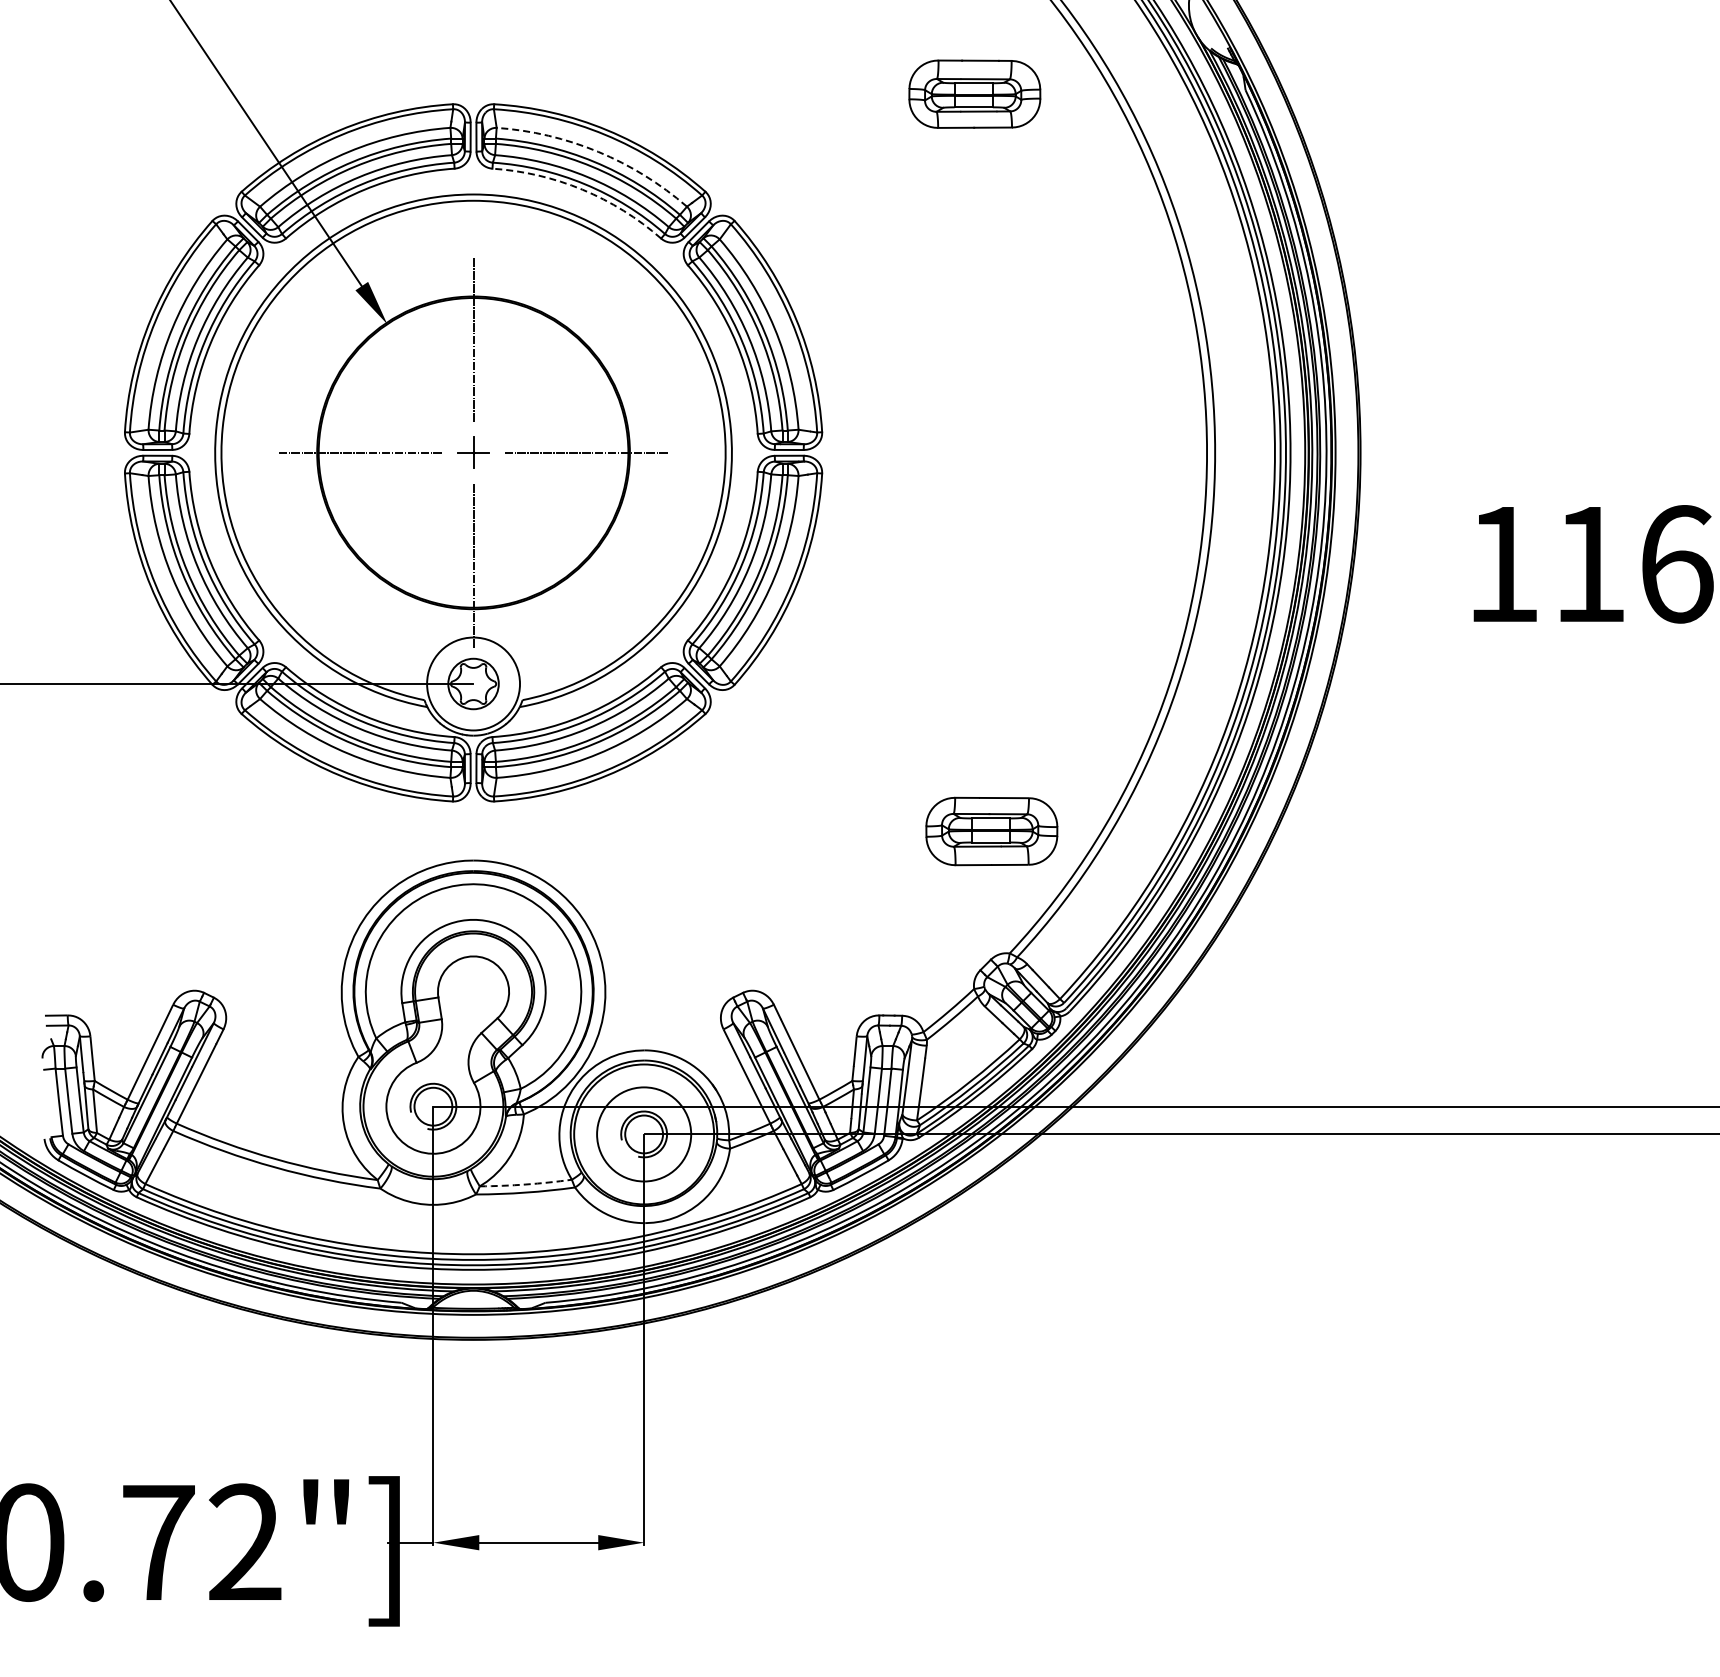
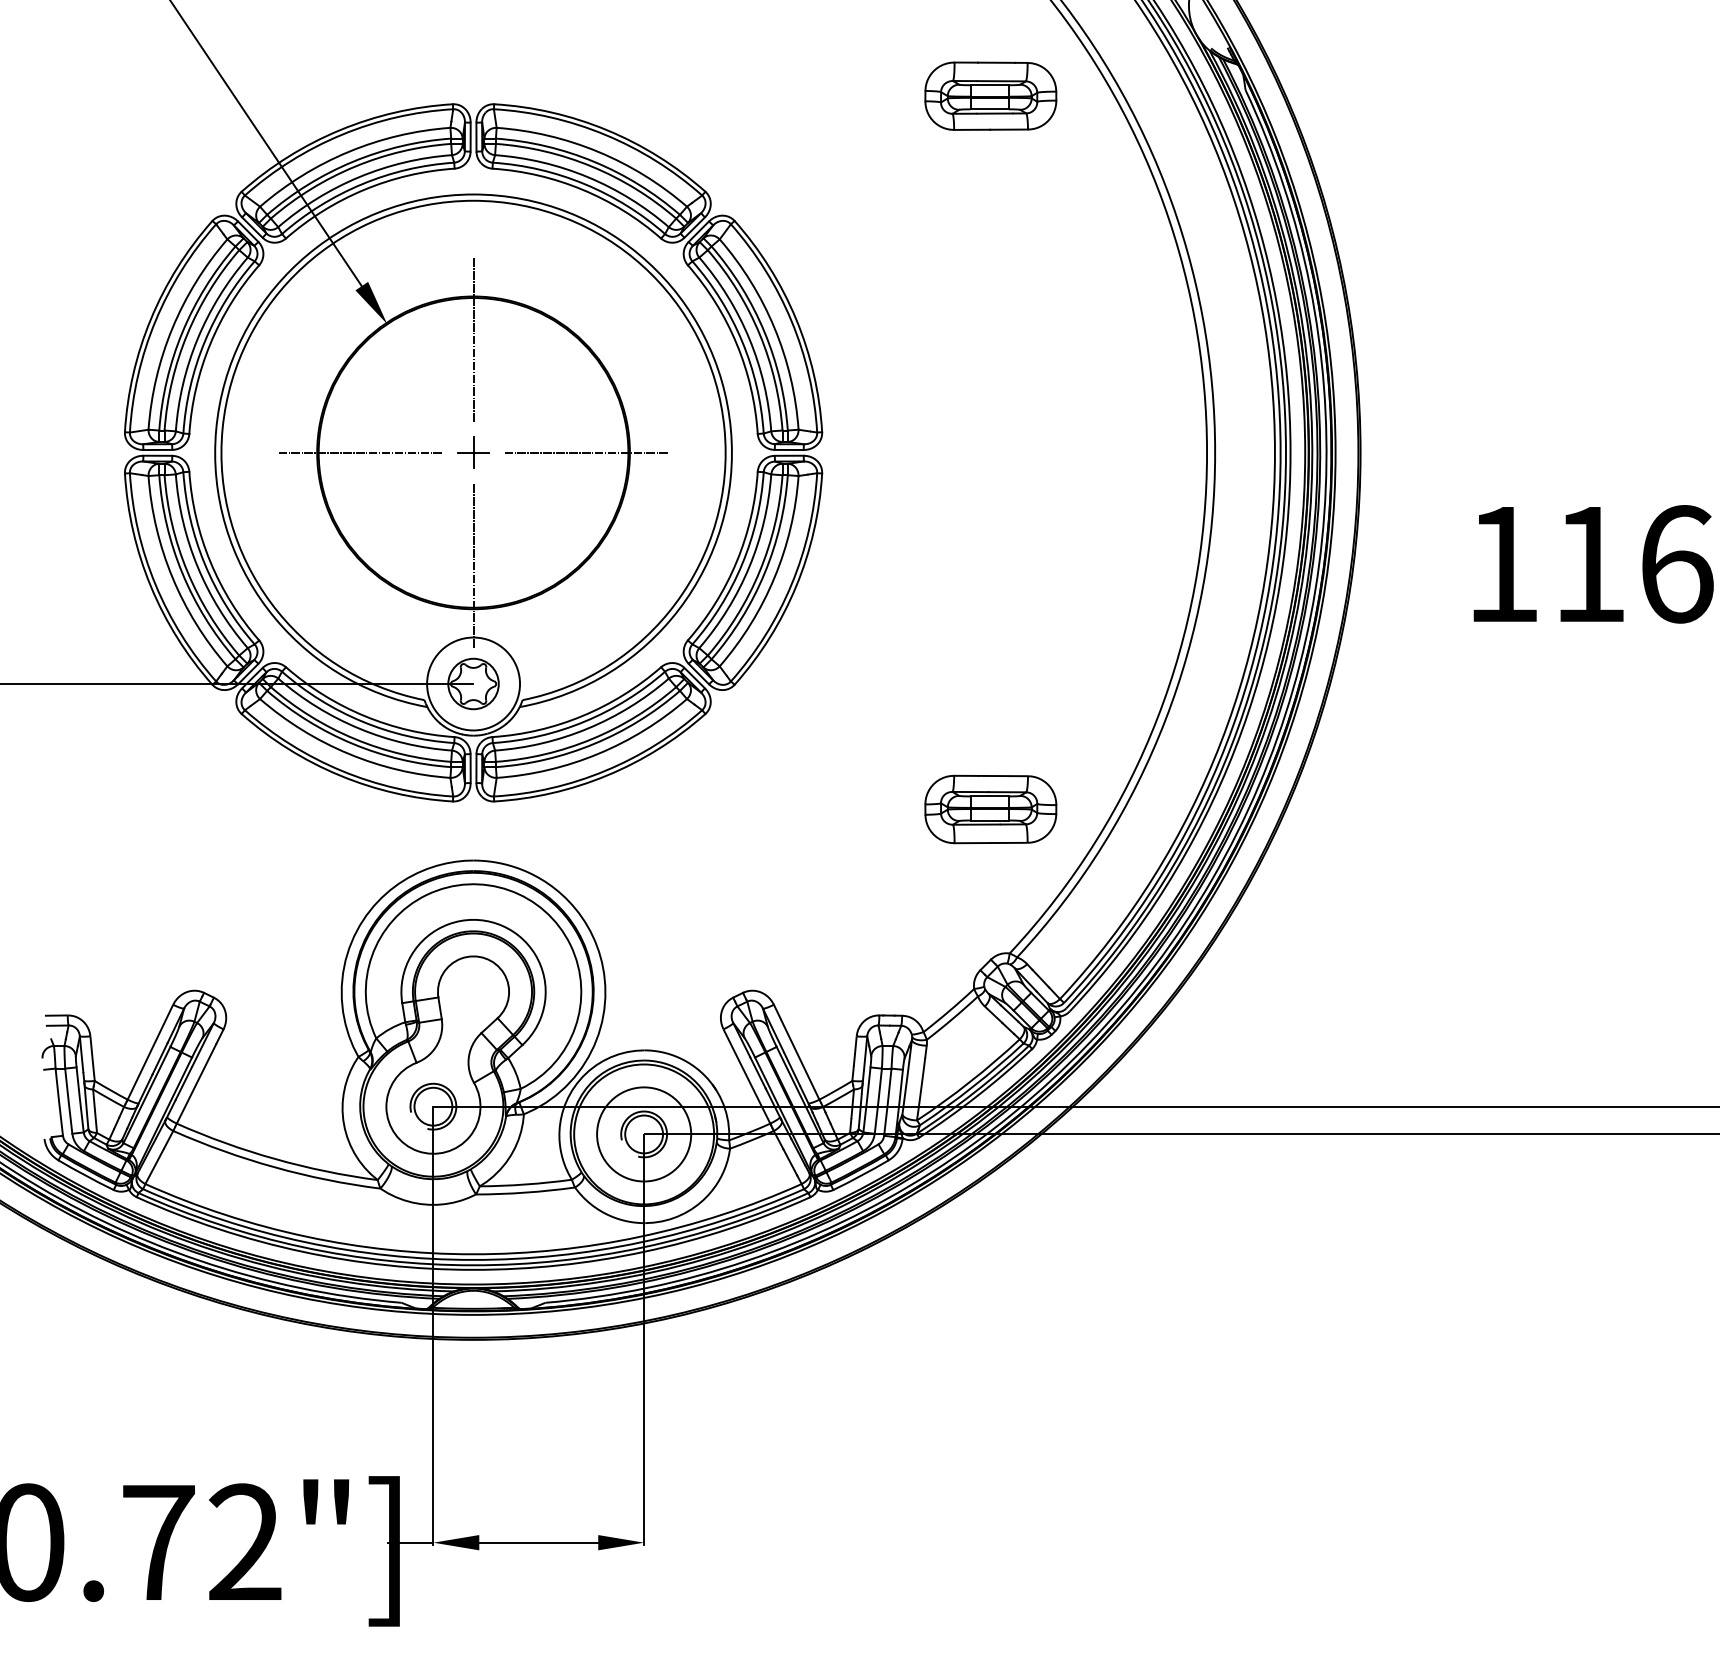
part position: (974, 93) -> (990, 95) (990, 95)
arc: dashed -> solid (598, 151)
arc: dashed -> solid (582, 189)
part position: (991, 831) -> (990, 809) (990, 809)
arc: dashed -> solid (525, 1184)
